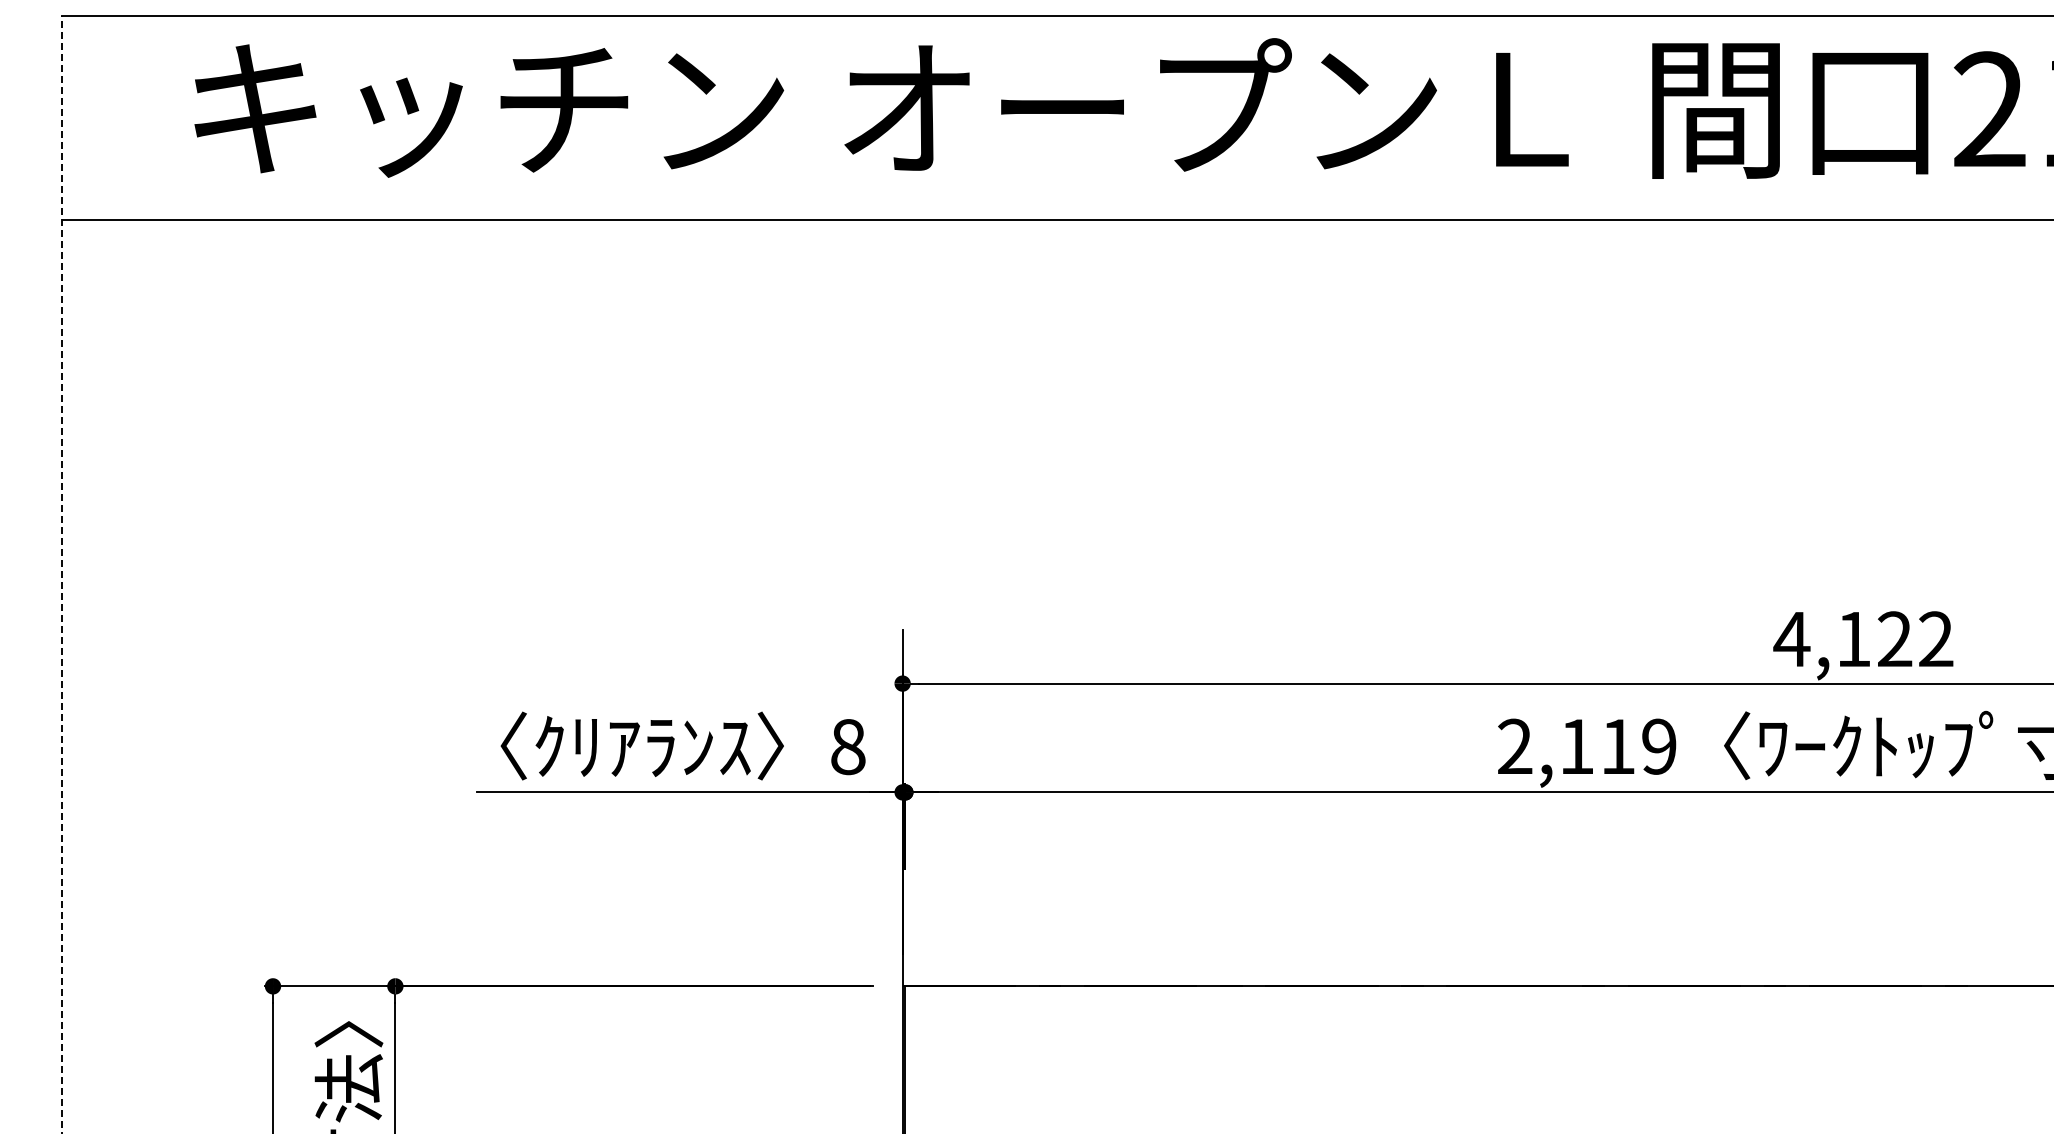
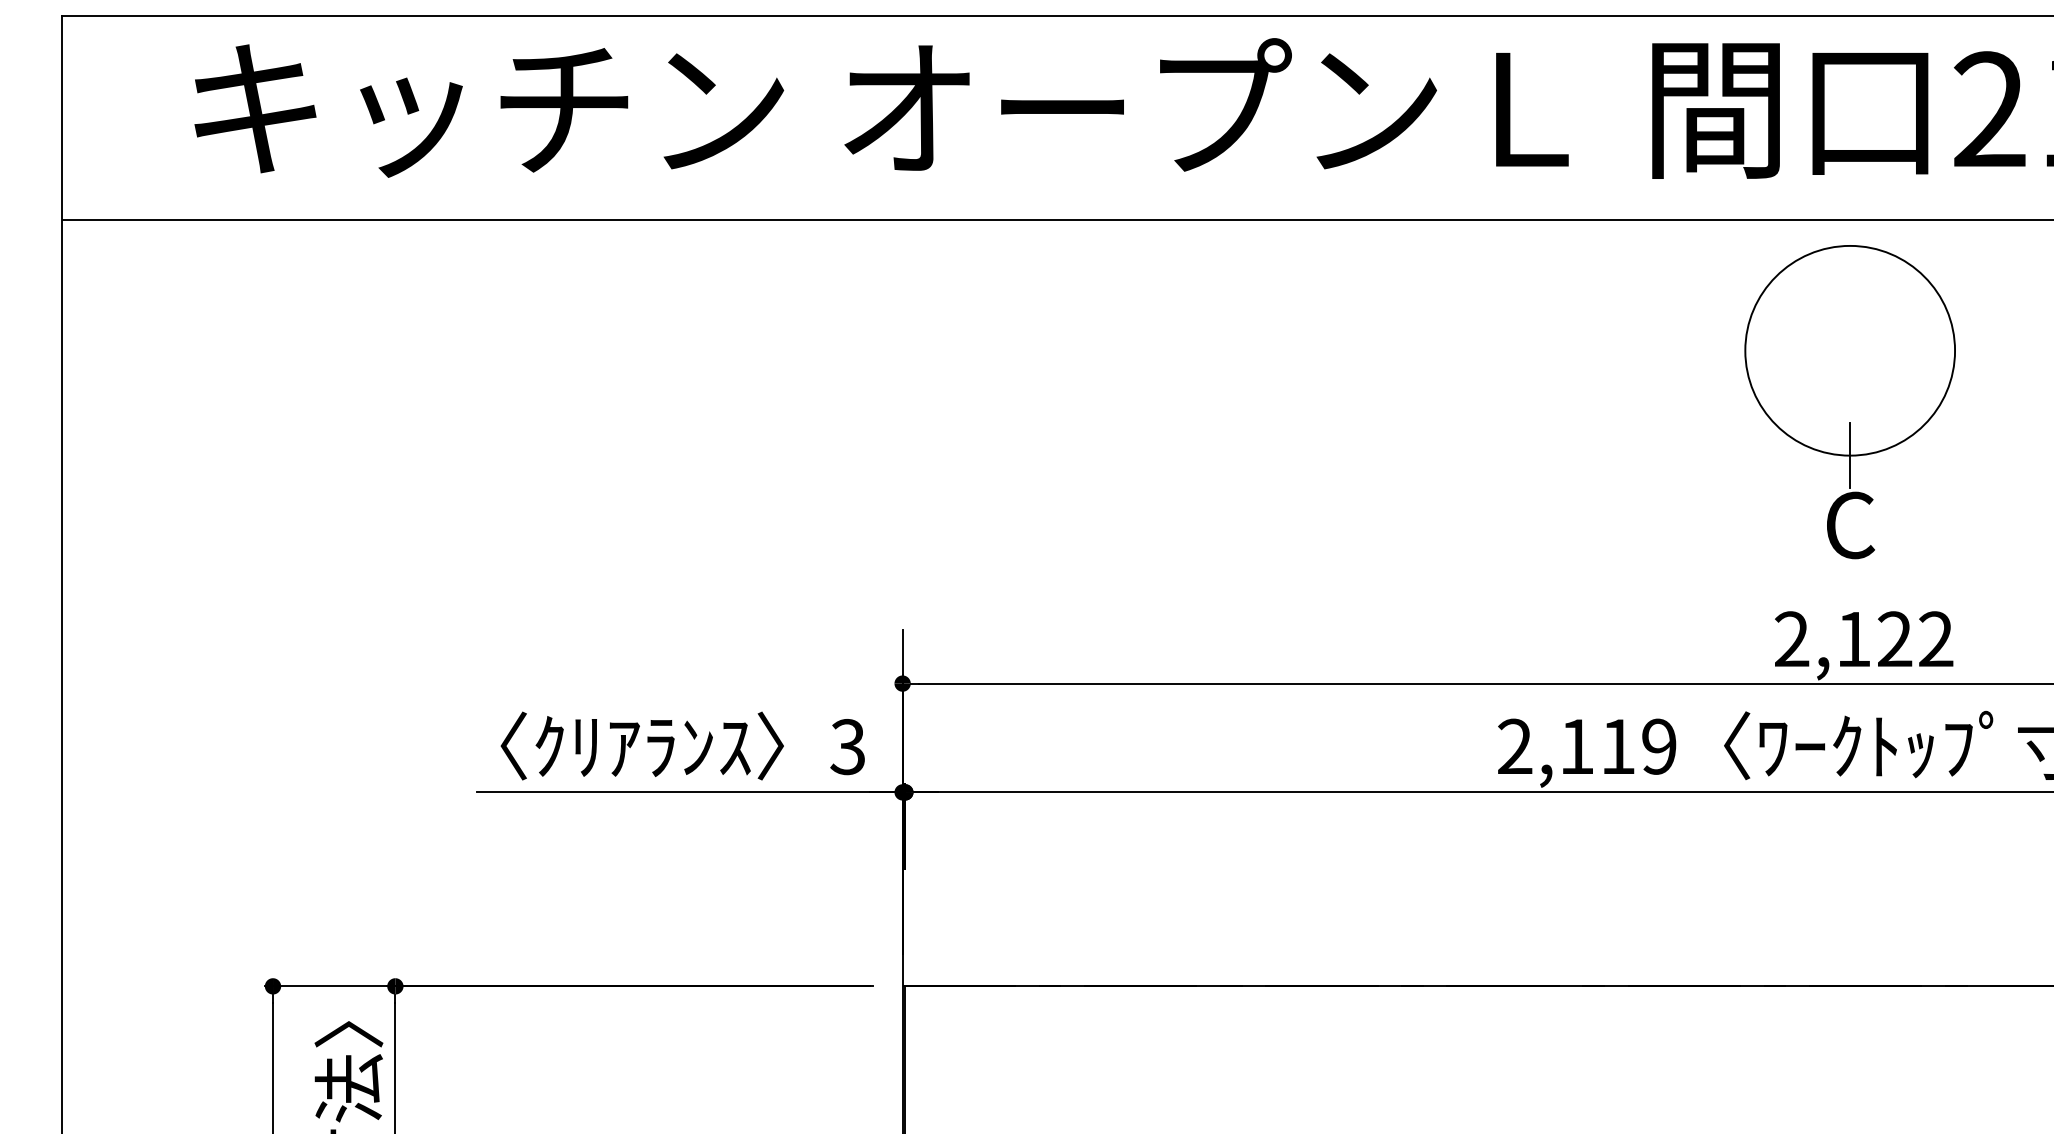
part: none -> present (1849, 402)
line: dashed -> solid (61, 573)
text: 4,122 -> 2,122 (1791, 638)
text: 8 -> 3 (847, 747)
